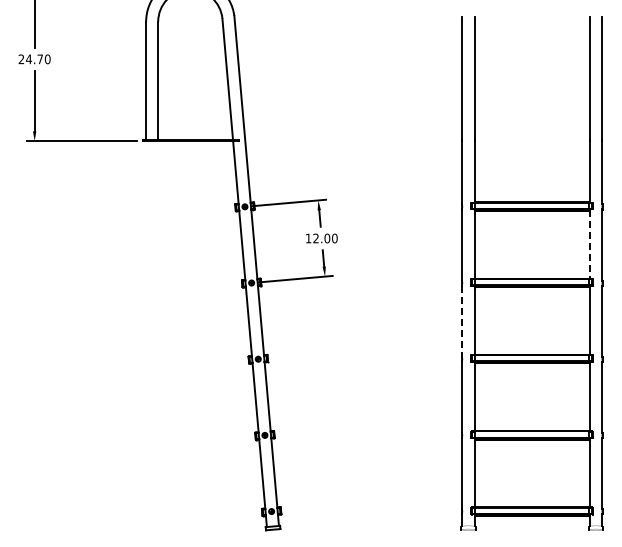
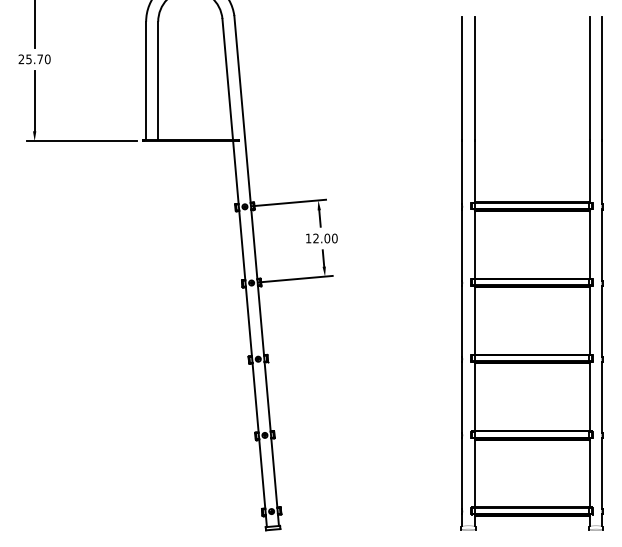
text: 24.70 -> 25.70 (28, 59)
line: dashed -> solid (589, 245)
line: dashed -> solid (462, 321)
